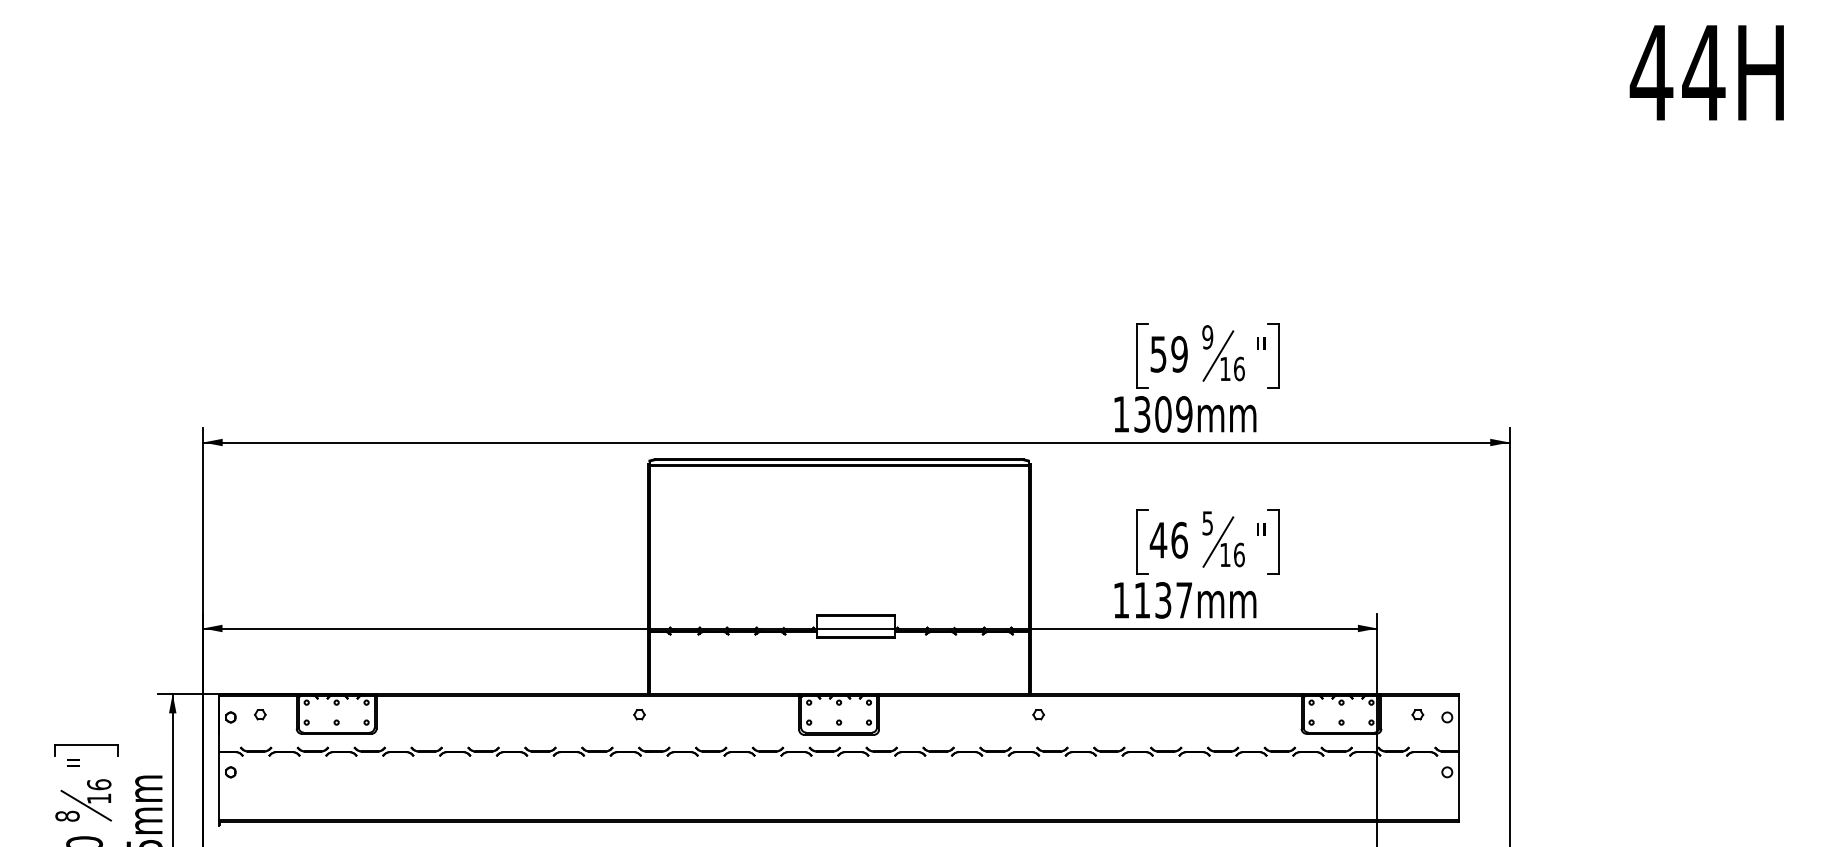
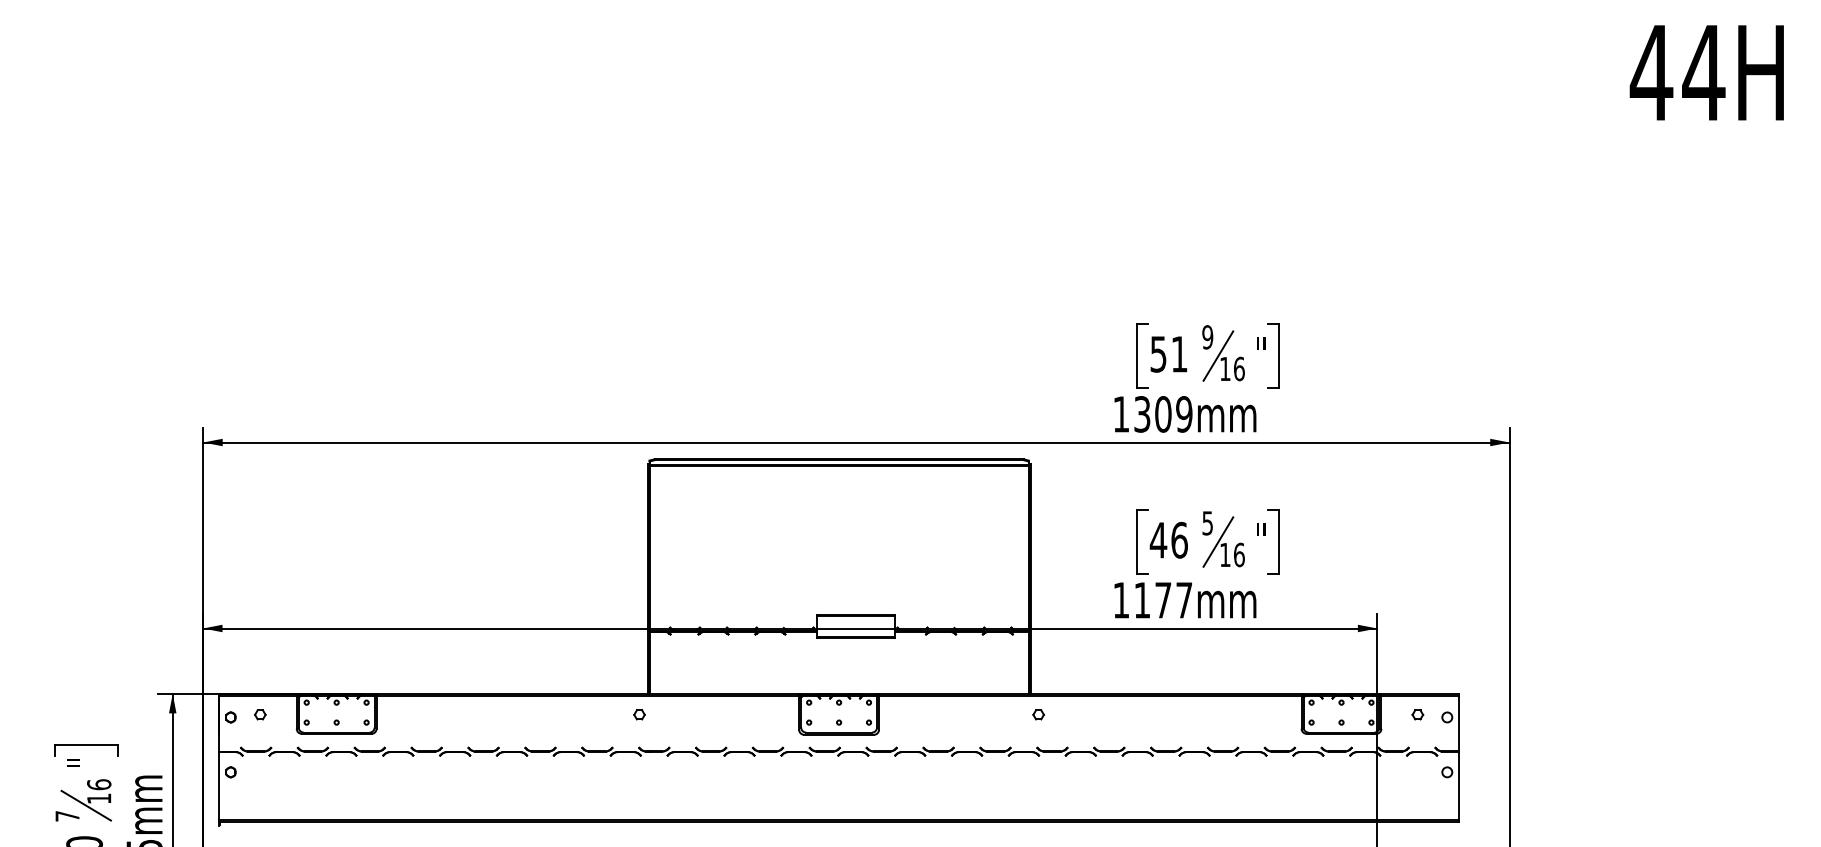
text: 59 -> 51 (1179, 354)
text: 1137mm -> 1177mm (1163, 600)
text: 8 -> 7 (67, 815)
